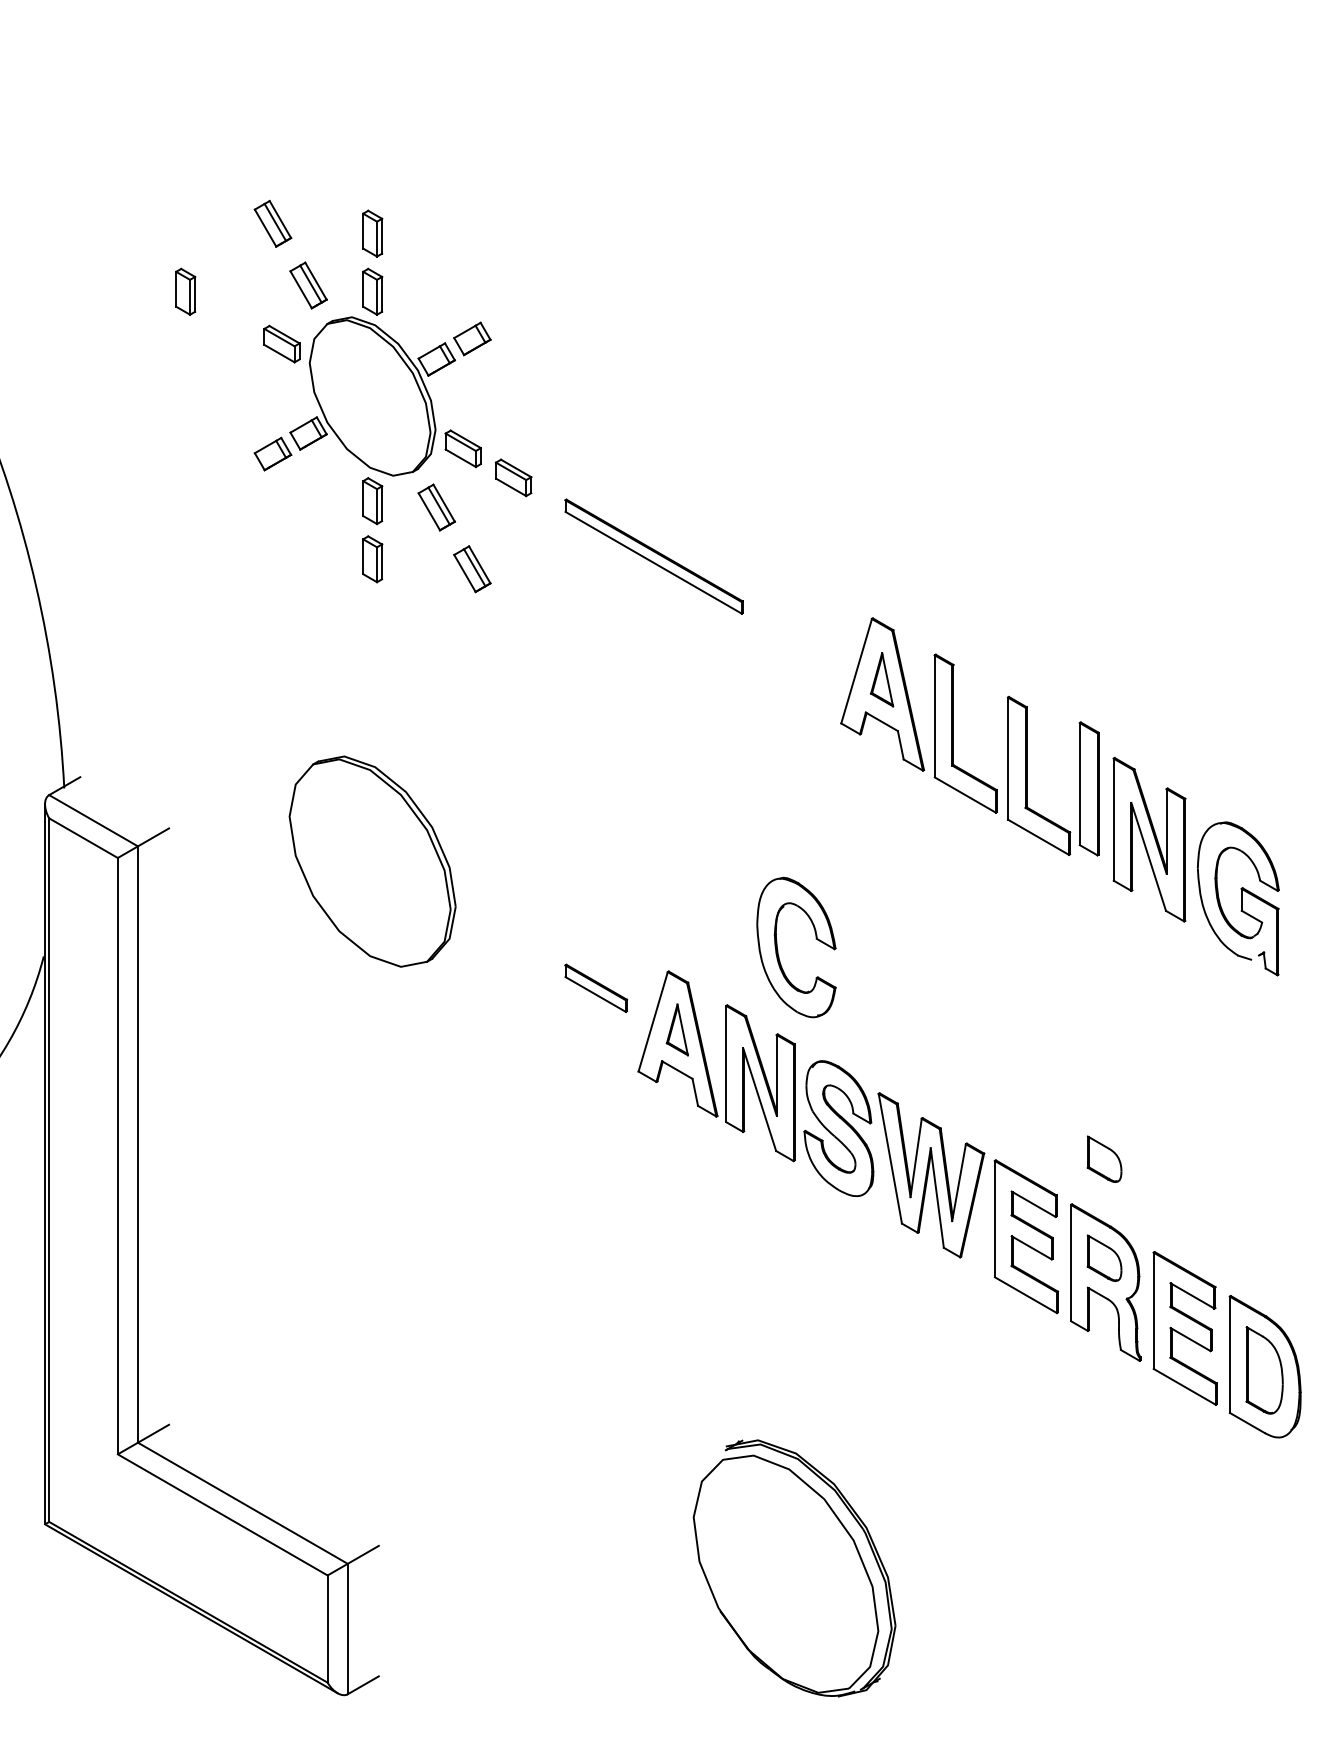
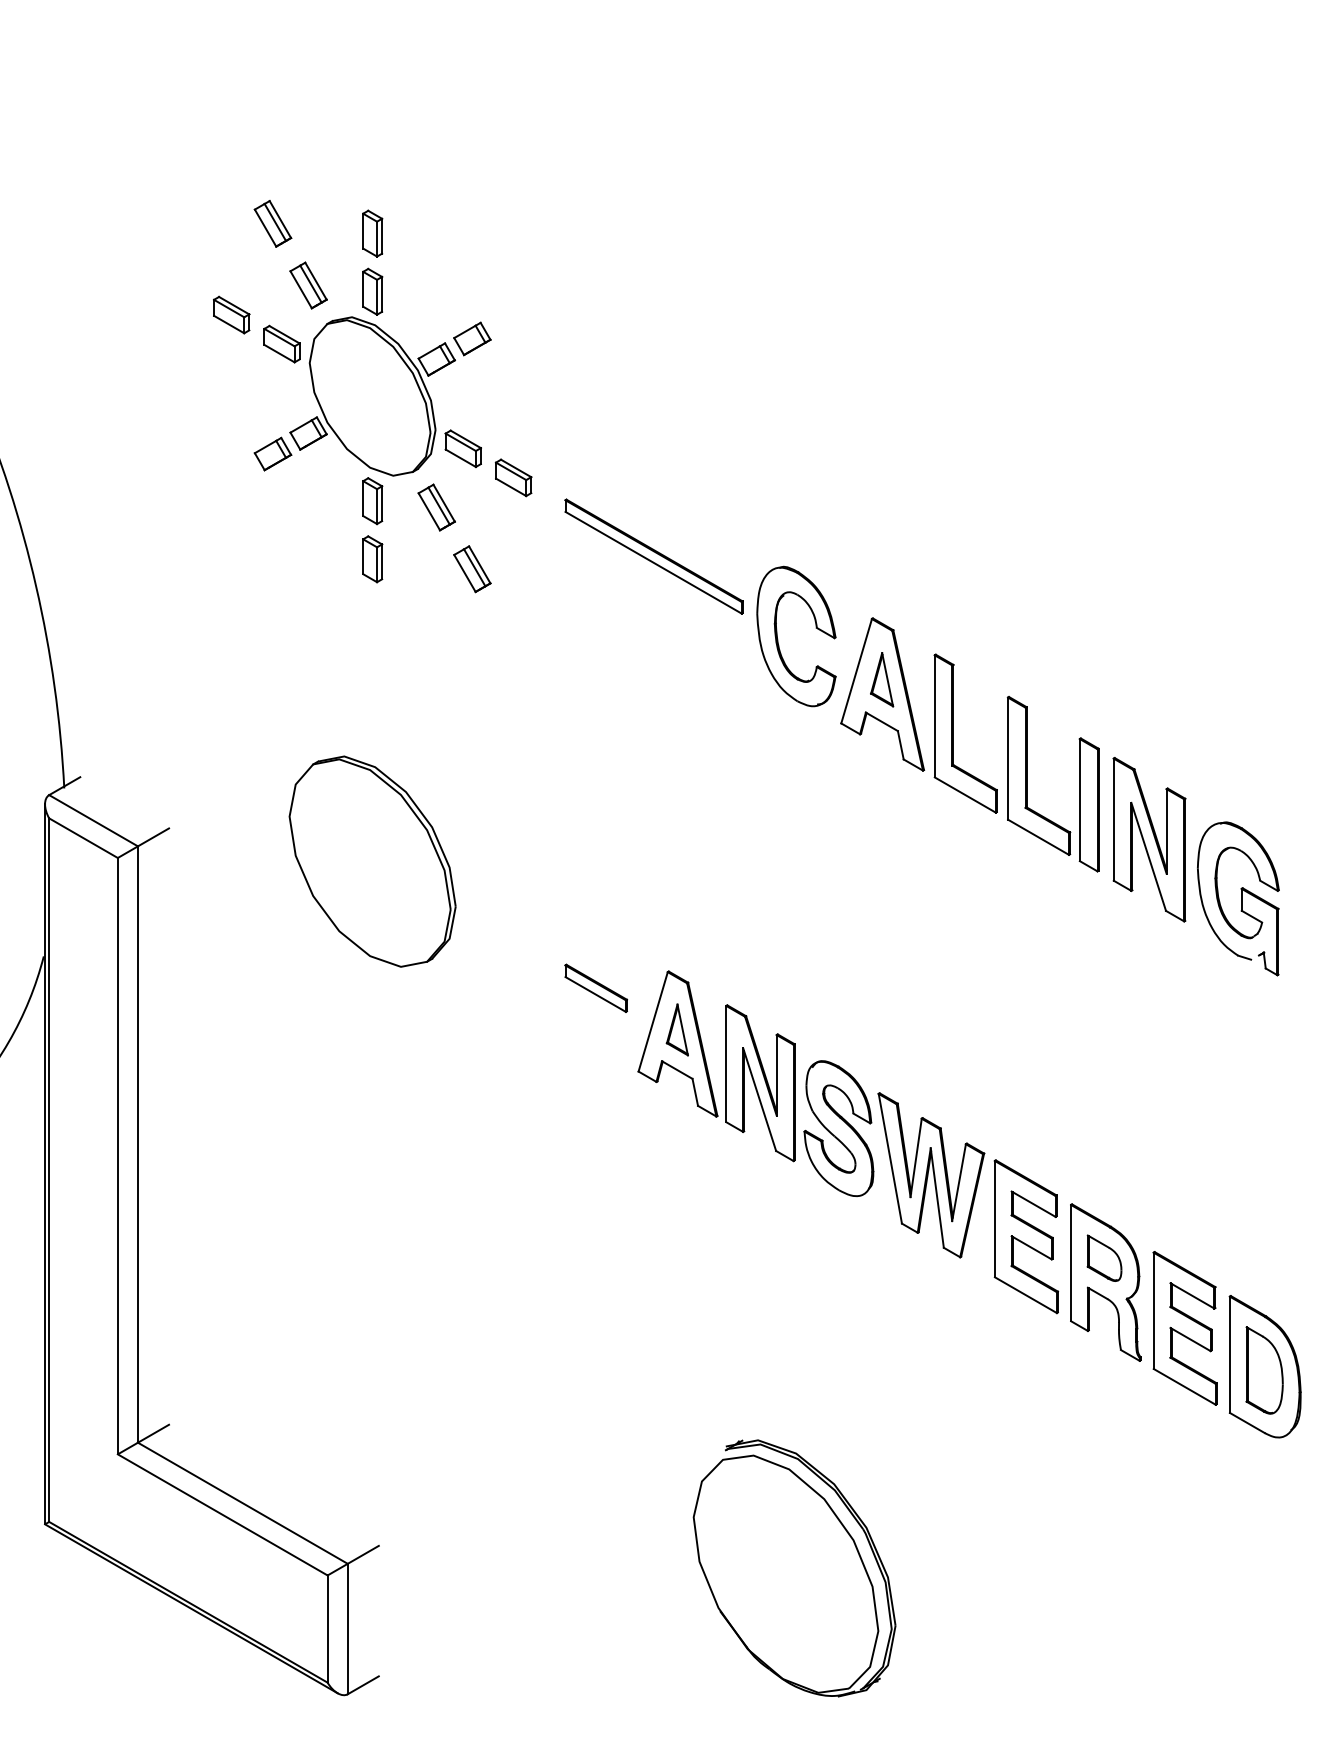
part: present -> none (185, 291)
part: none -> present (231, 314)
part position: (1088, 788) -> (1088, 804) (1088, 804)
part position: (778, 950) -> (778, 639) (778, 639)
part: present -> none (1104, 1158)
